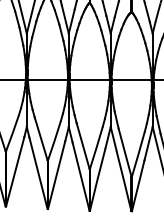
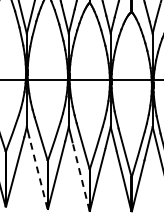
line: solid -> dashed (38, 173)
line: solid -> dashed (80, 176)
